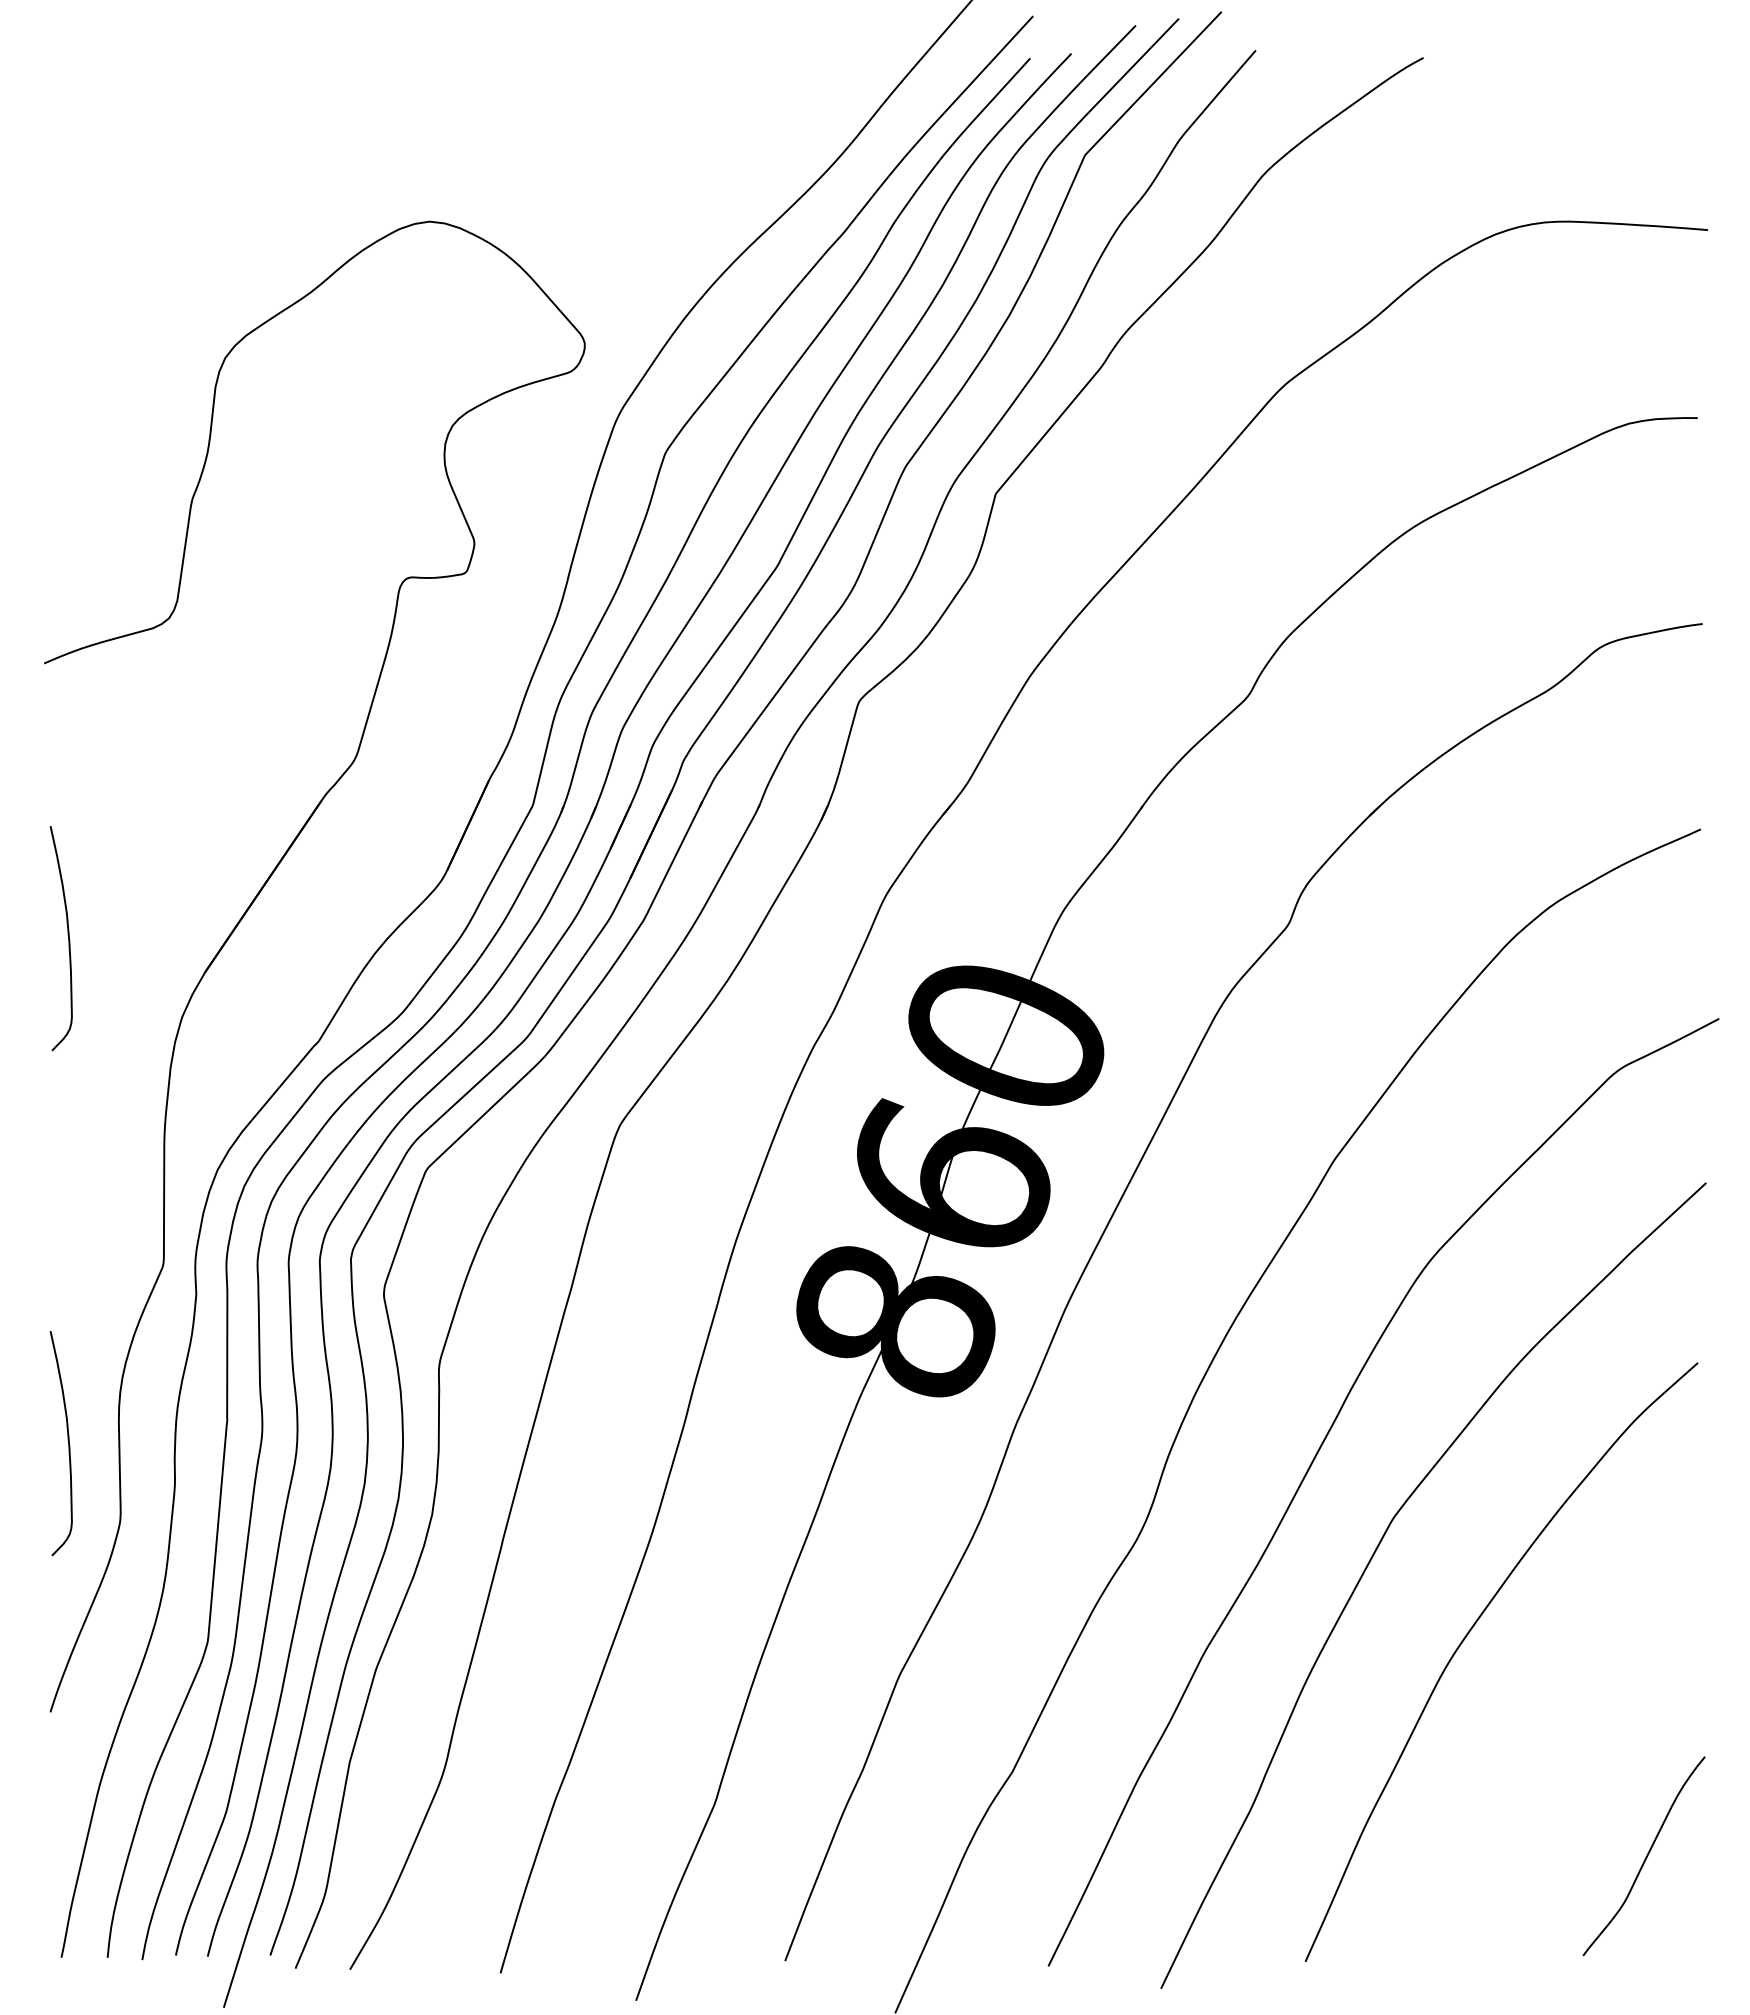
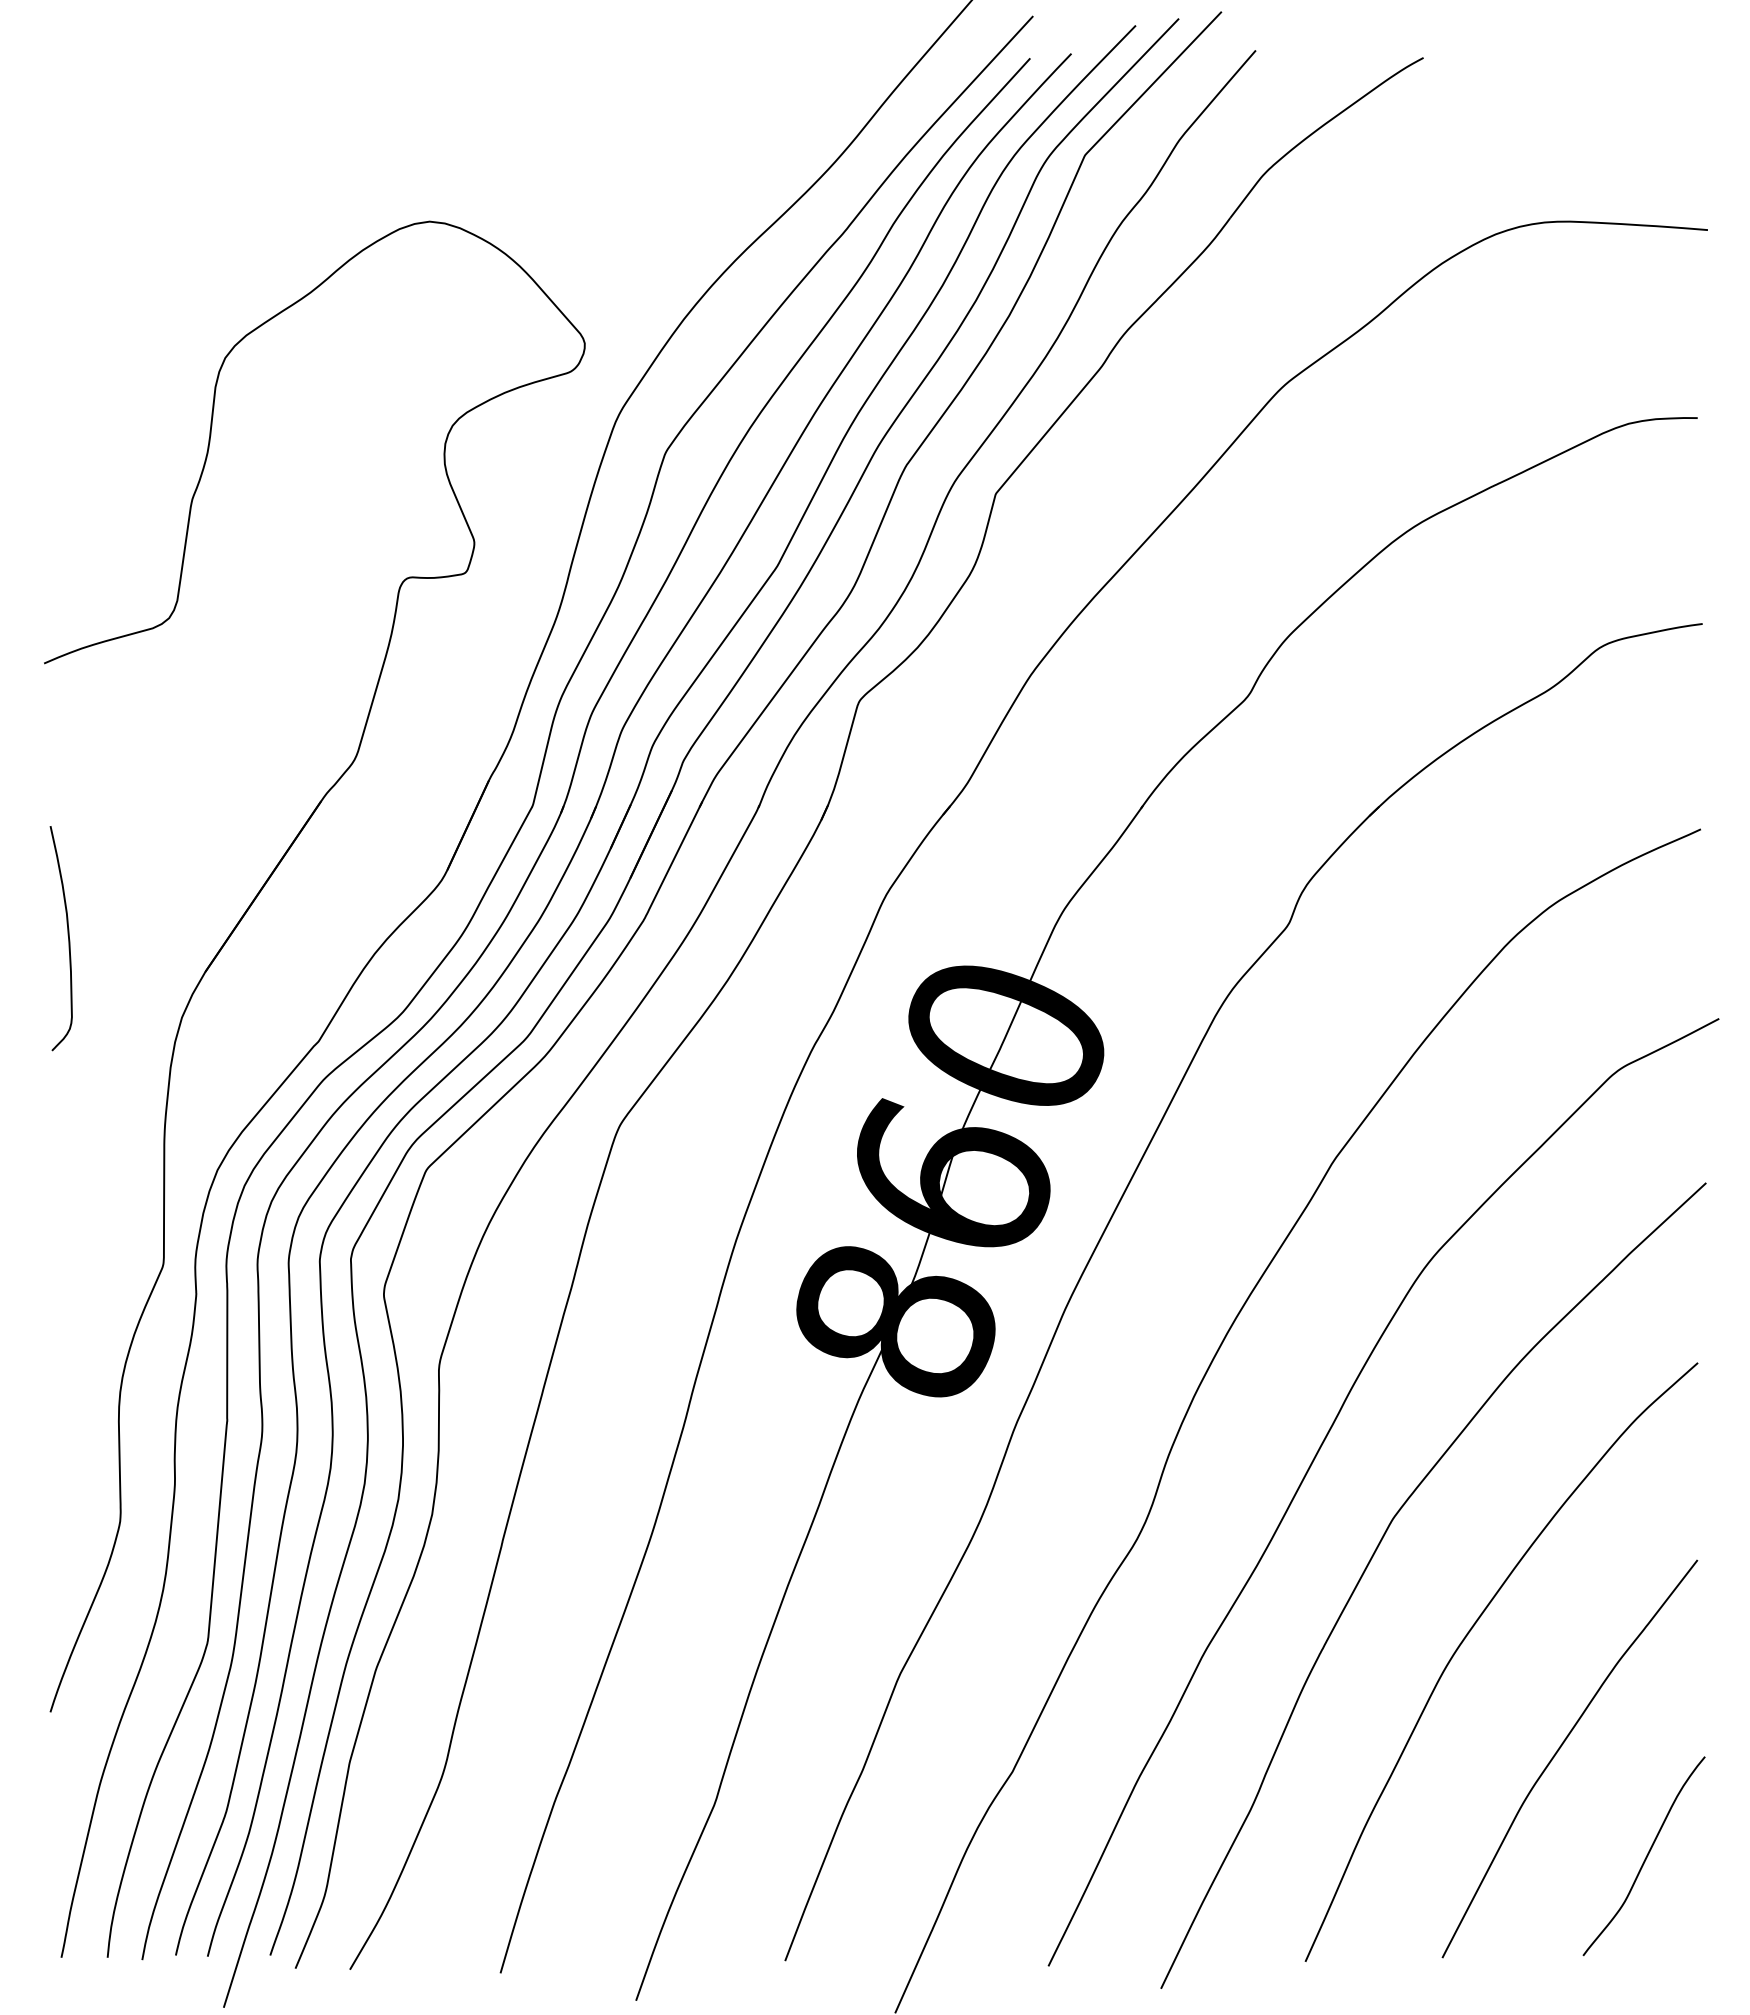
curve: present -> none (67, 1440)
curve: none -> present (1559, 1750)
